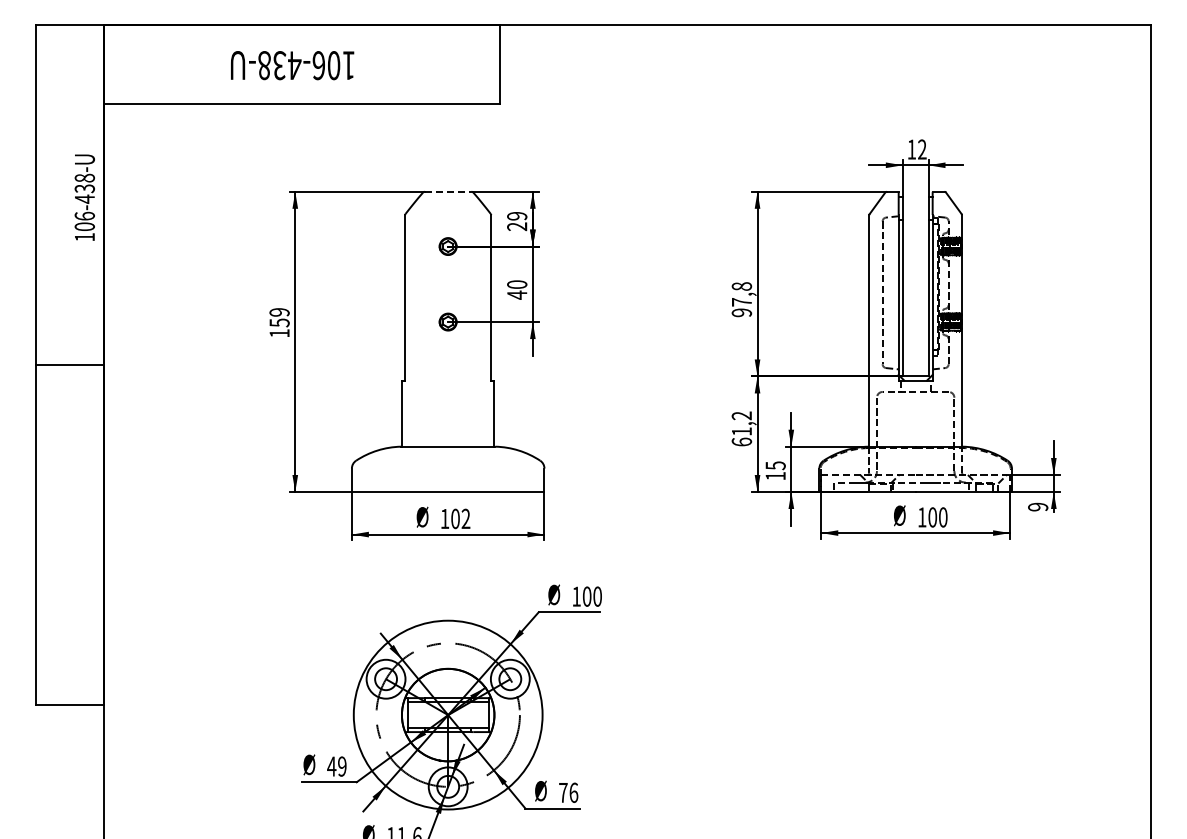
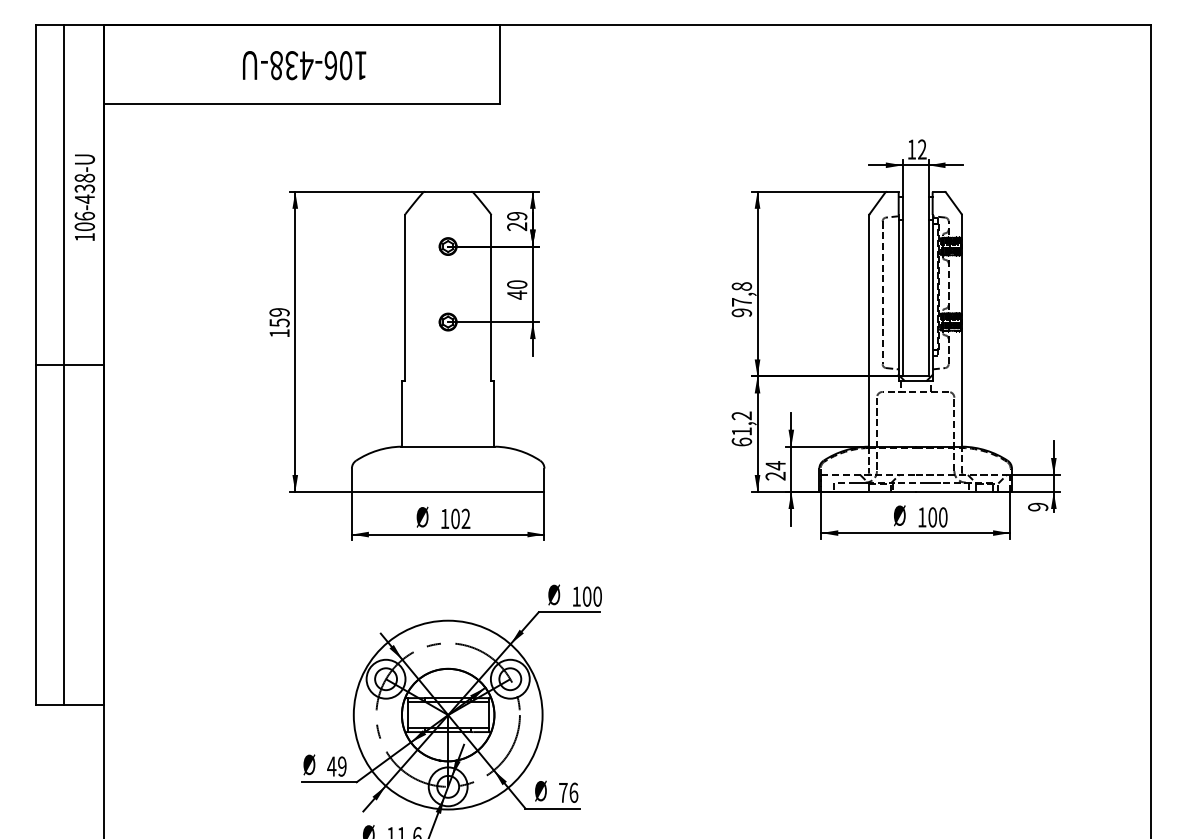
text position: (292, 65) -> (304, 65) (304, 65)
line: dashed -> solid (448, 191)
line: none -> present (63, 364)
text: 15 -> 24 (775, 470)
